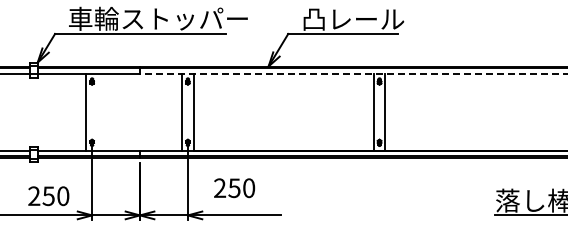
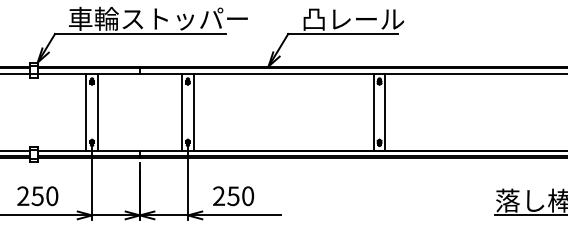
line: dashed -> solid (353, 73)
line: none -> present (97, 111)
text position: (234, 188) -> (233, 196) (233, 196)
text position: (48, 196) -> (37, 196) (37, 196)
